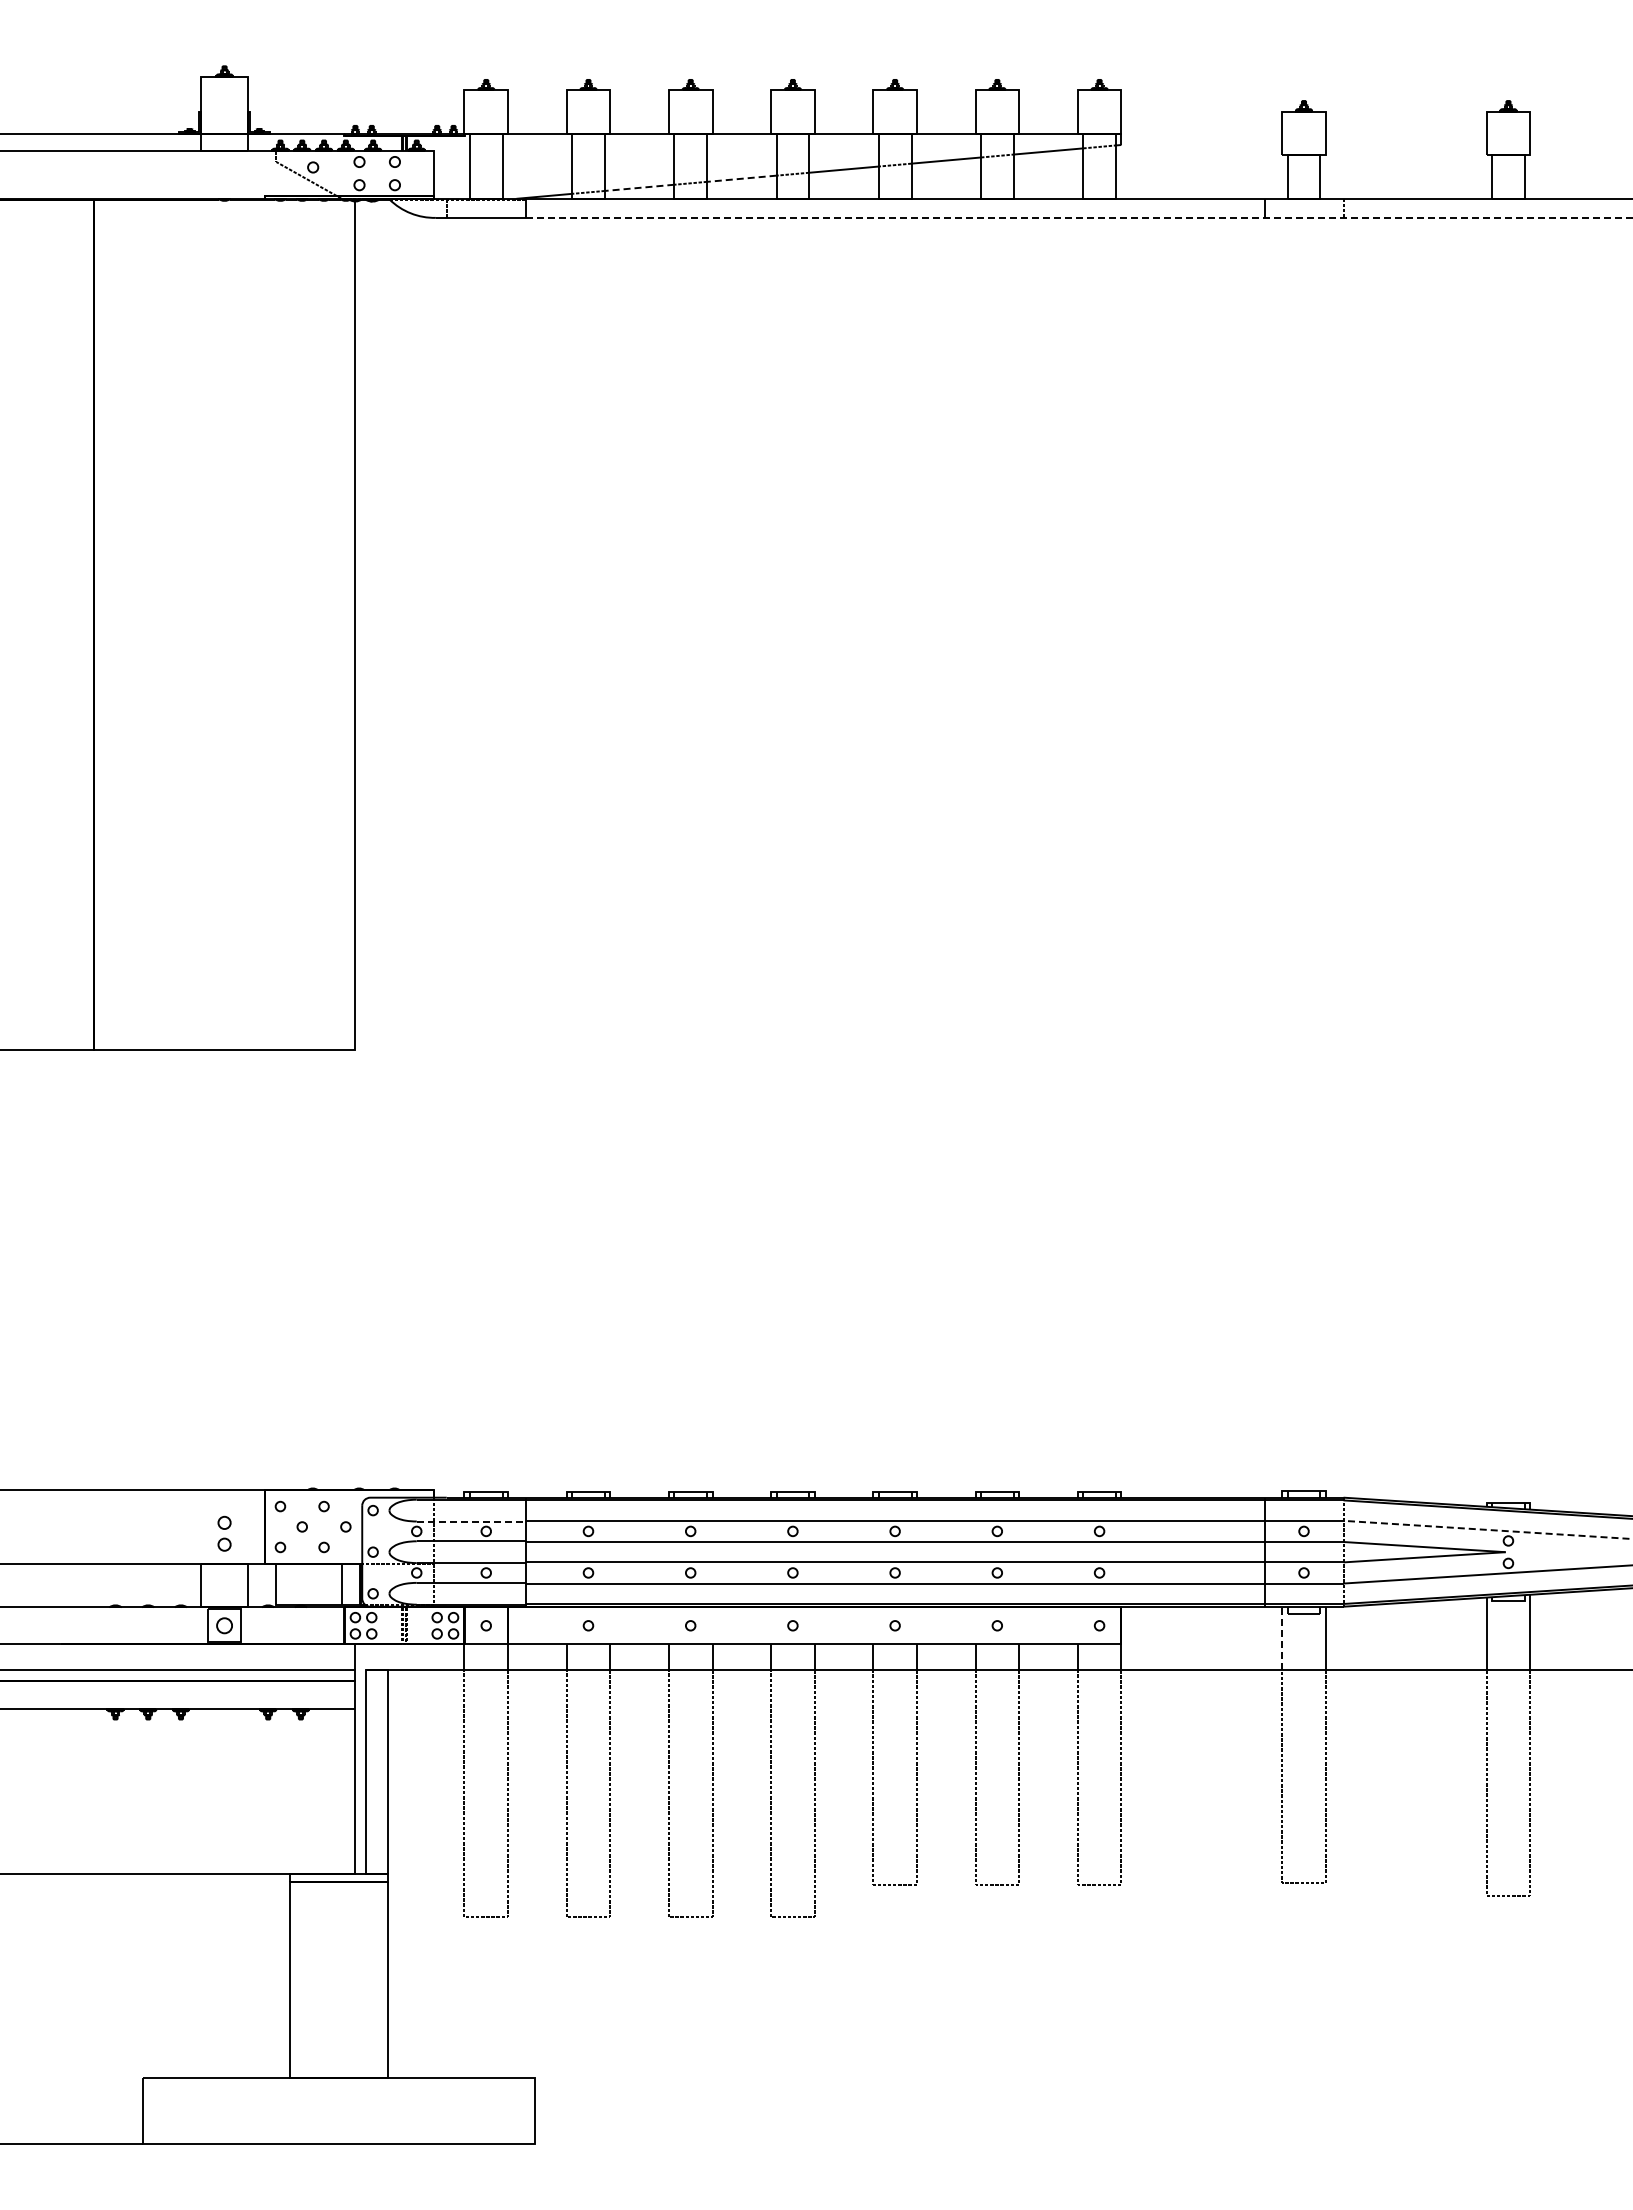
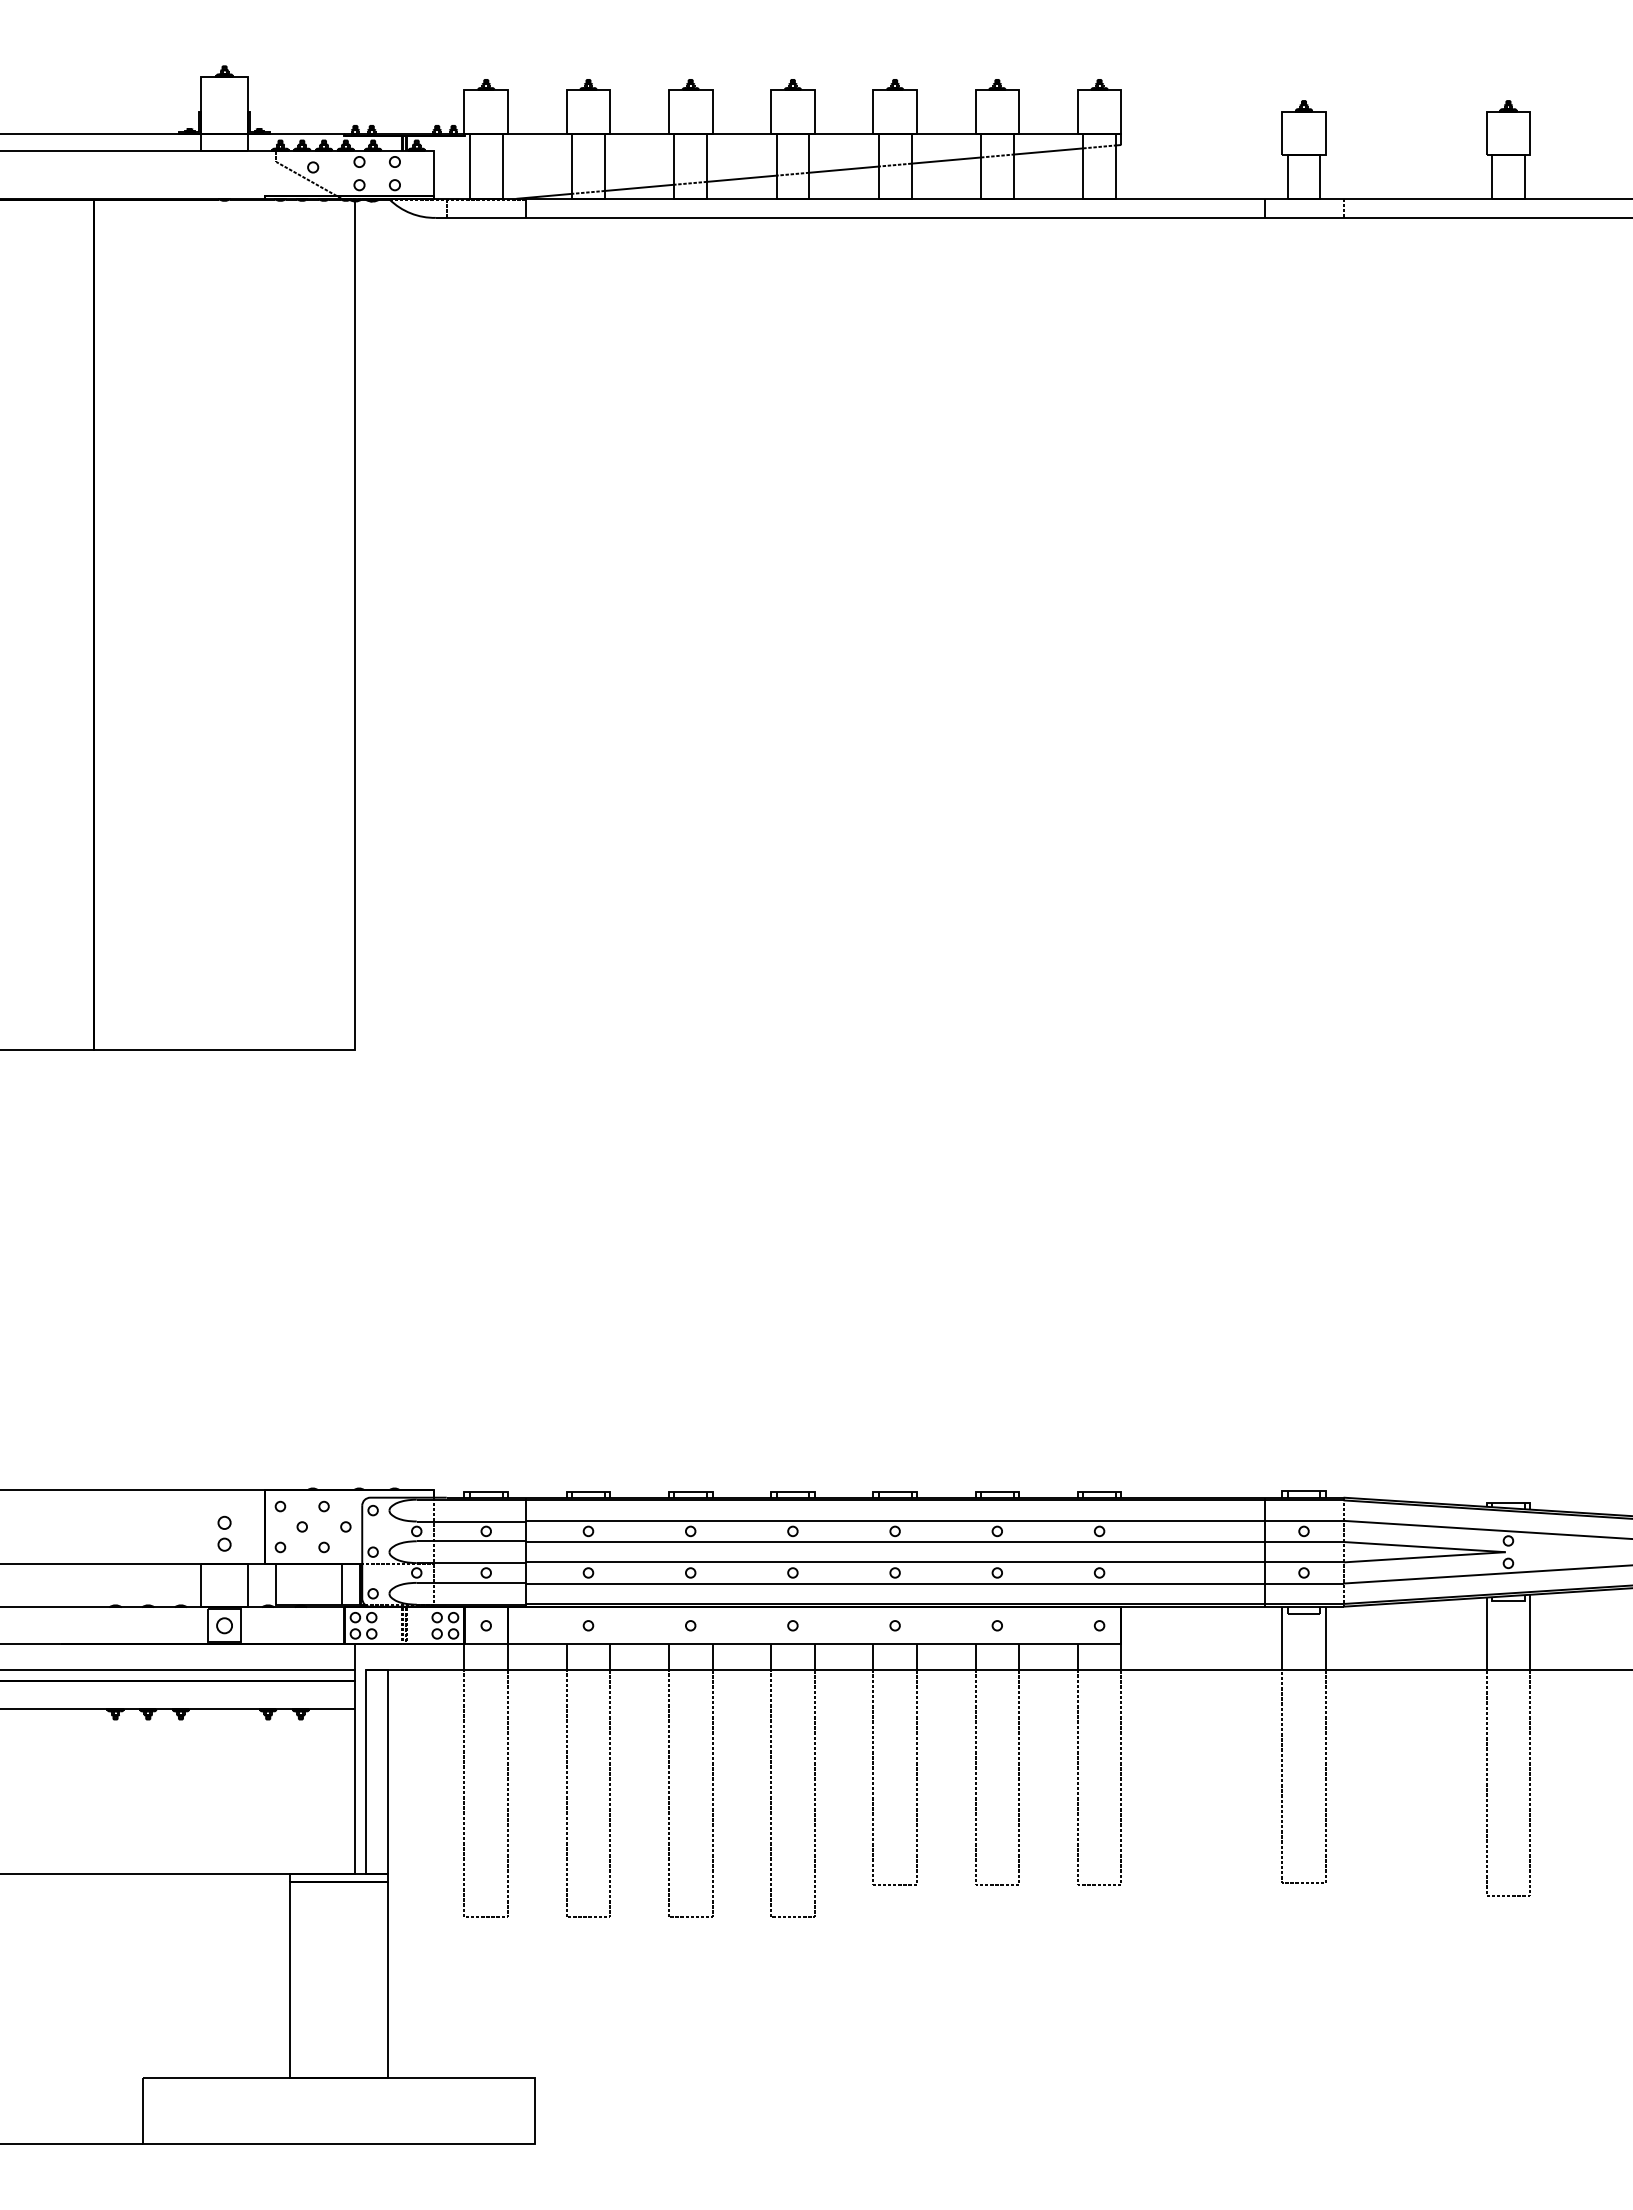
line: dashed -> solid (741, 178)
line: dashed -> solid (639, 187)
line: dashed -> solid (1079, 217)
line: dashed -> solid (471, 1521)
line: dashed -> solid (1488, 1529)
line: dashed -> solid (1282, 1638)
